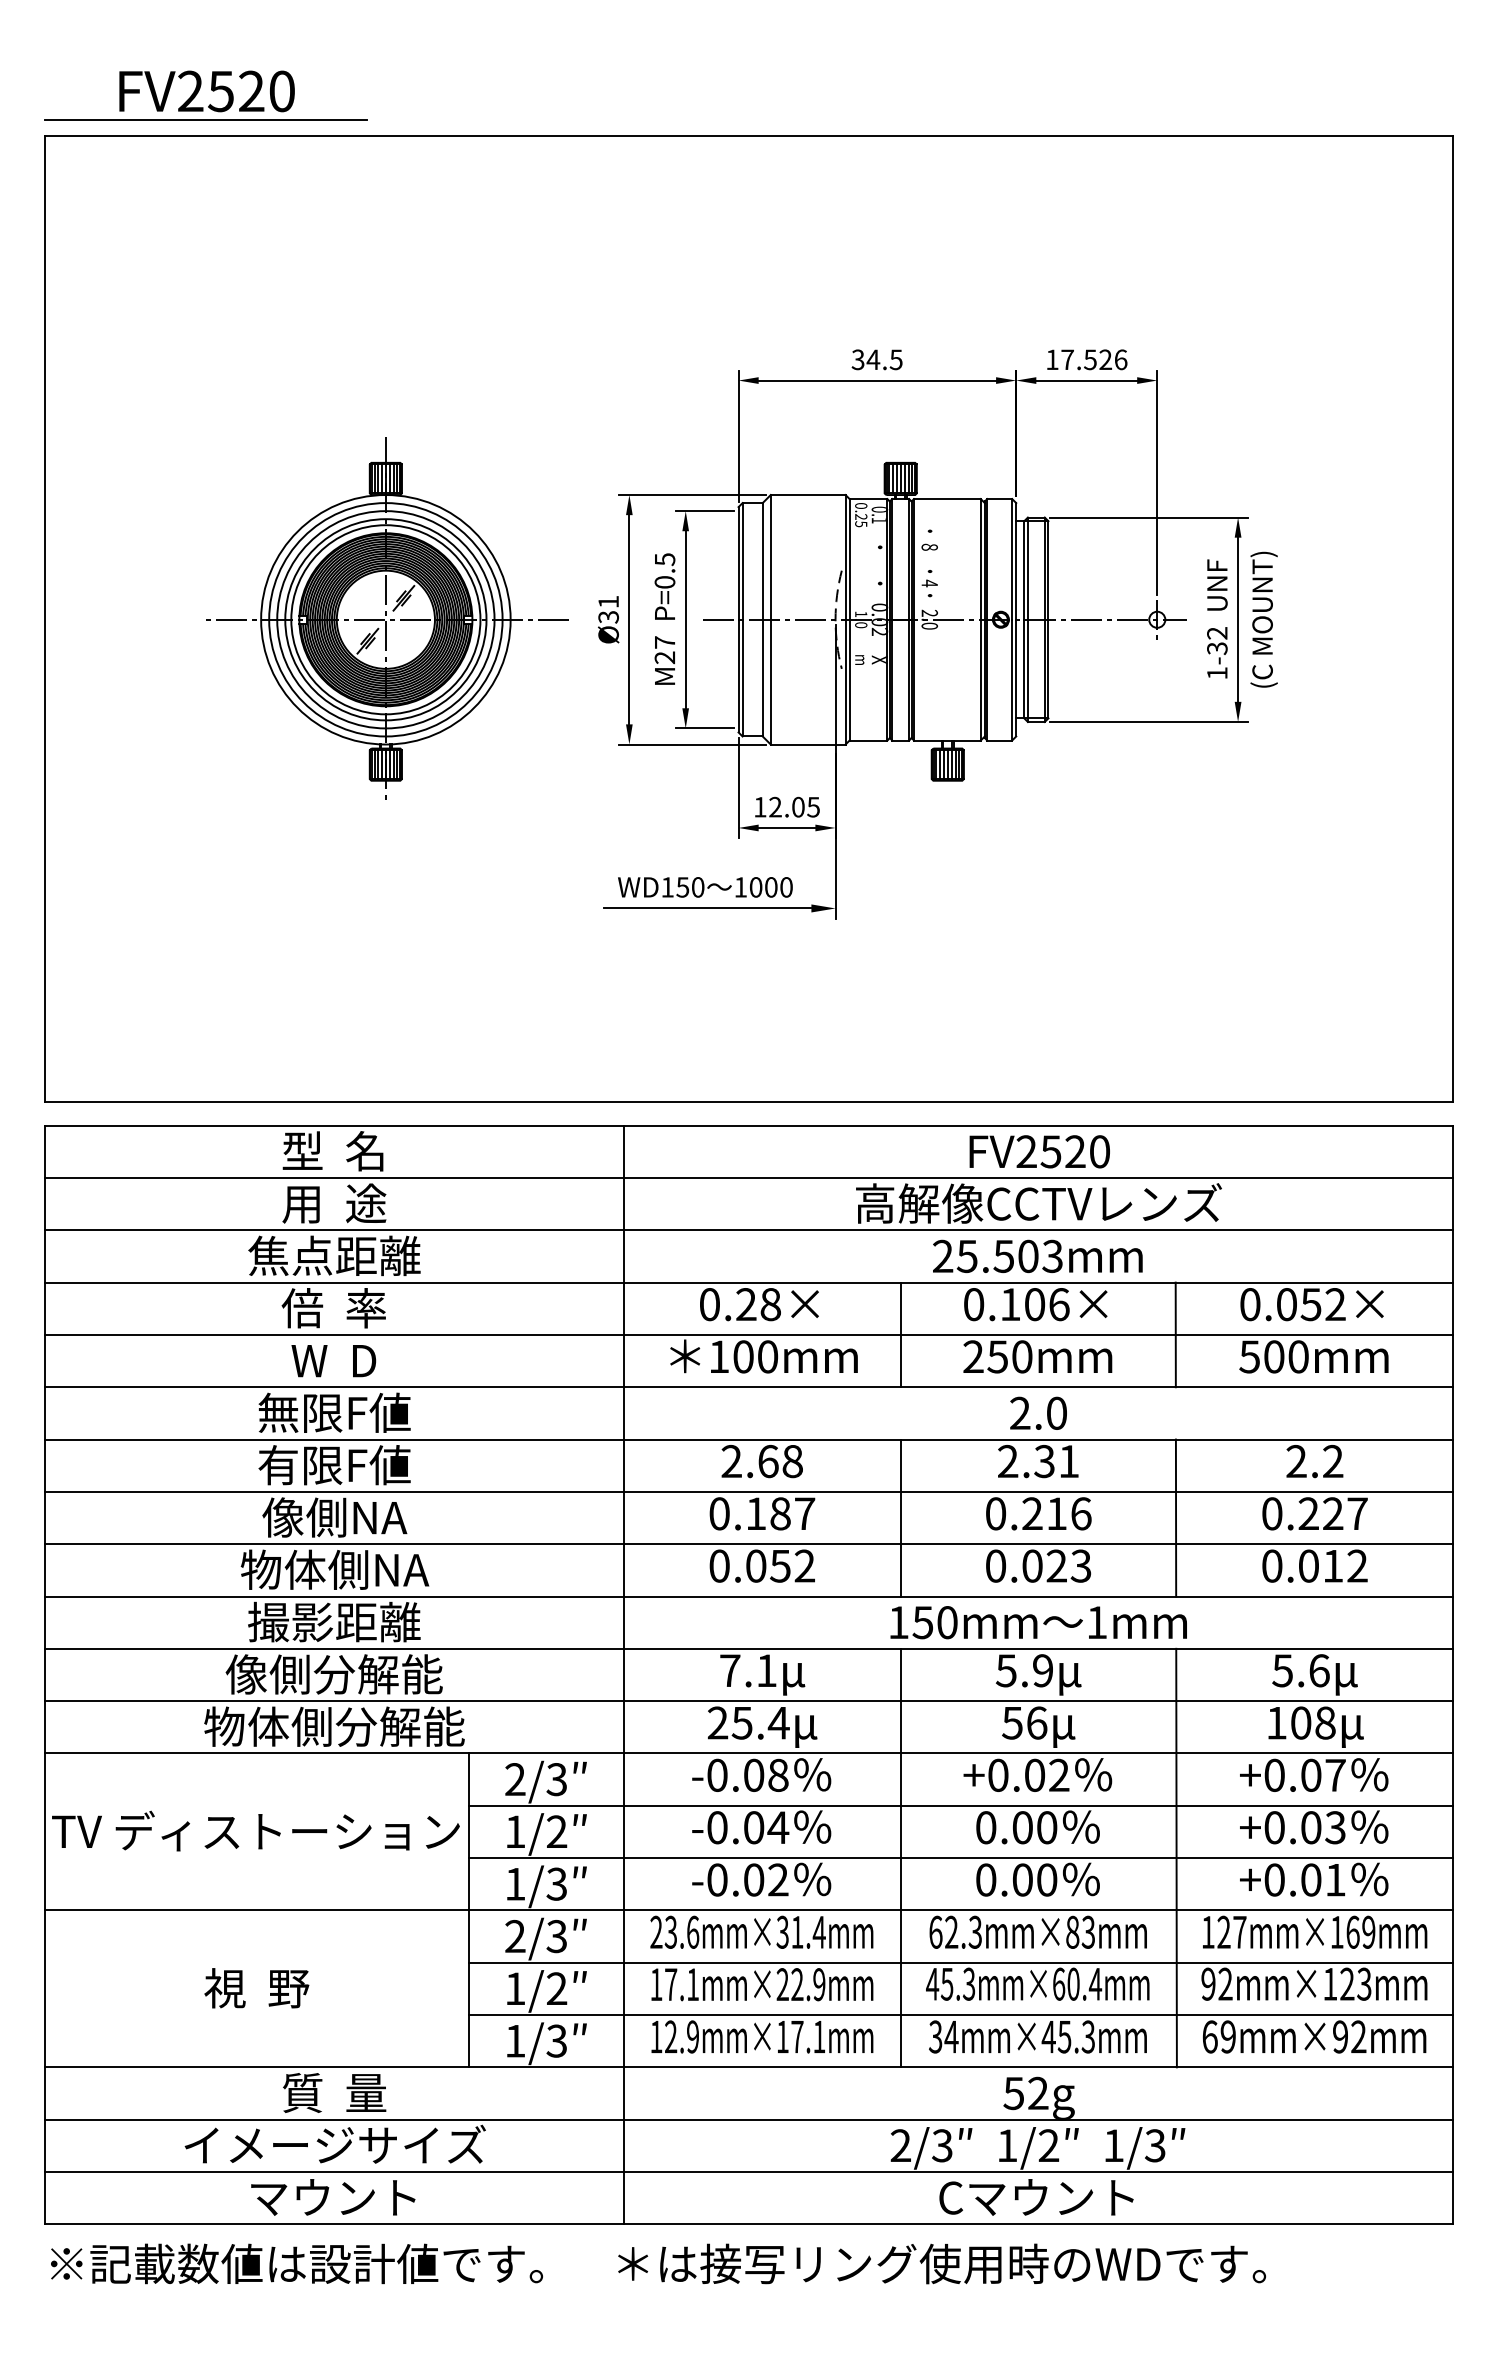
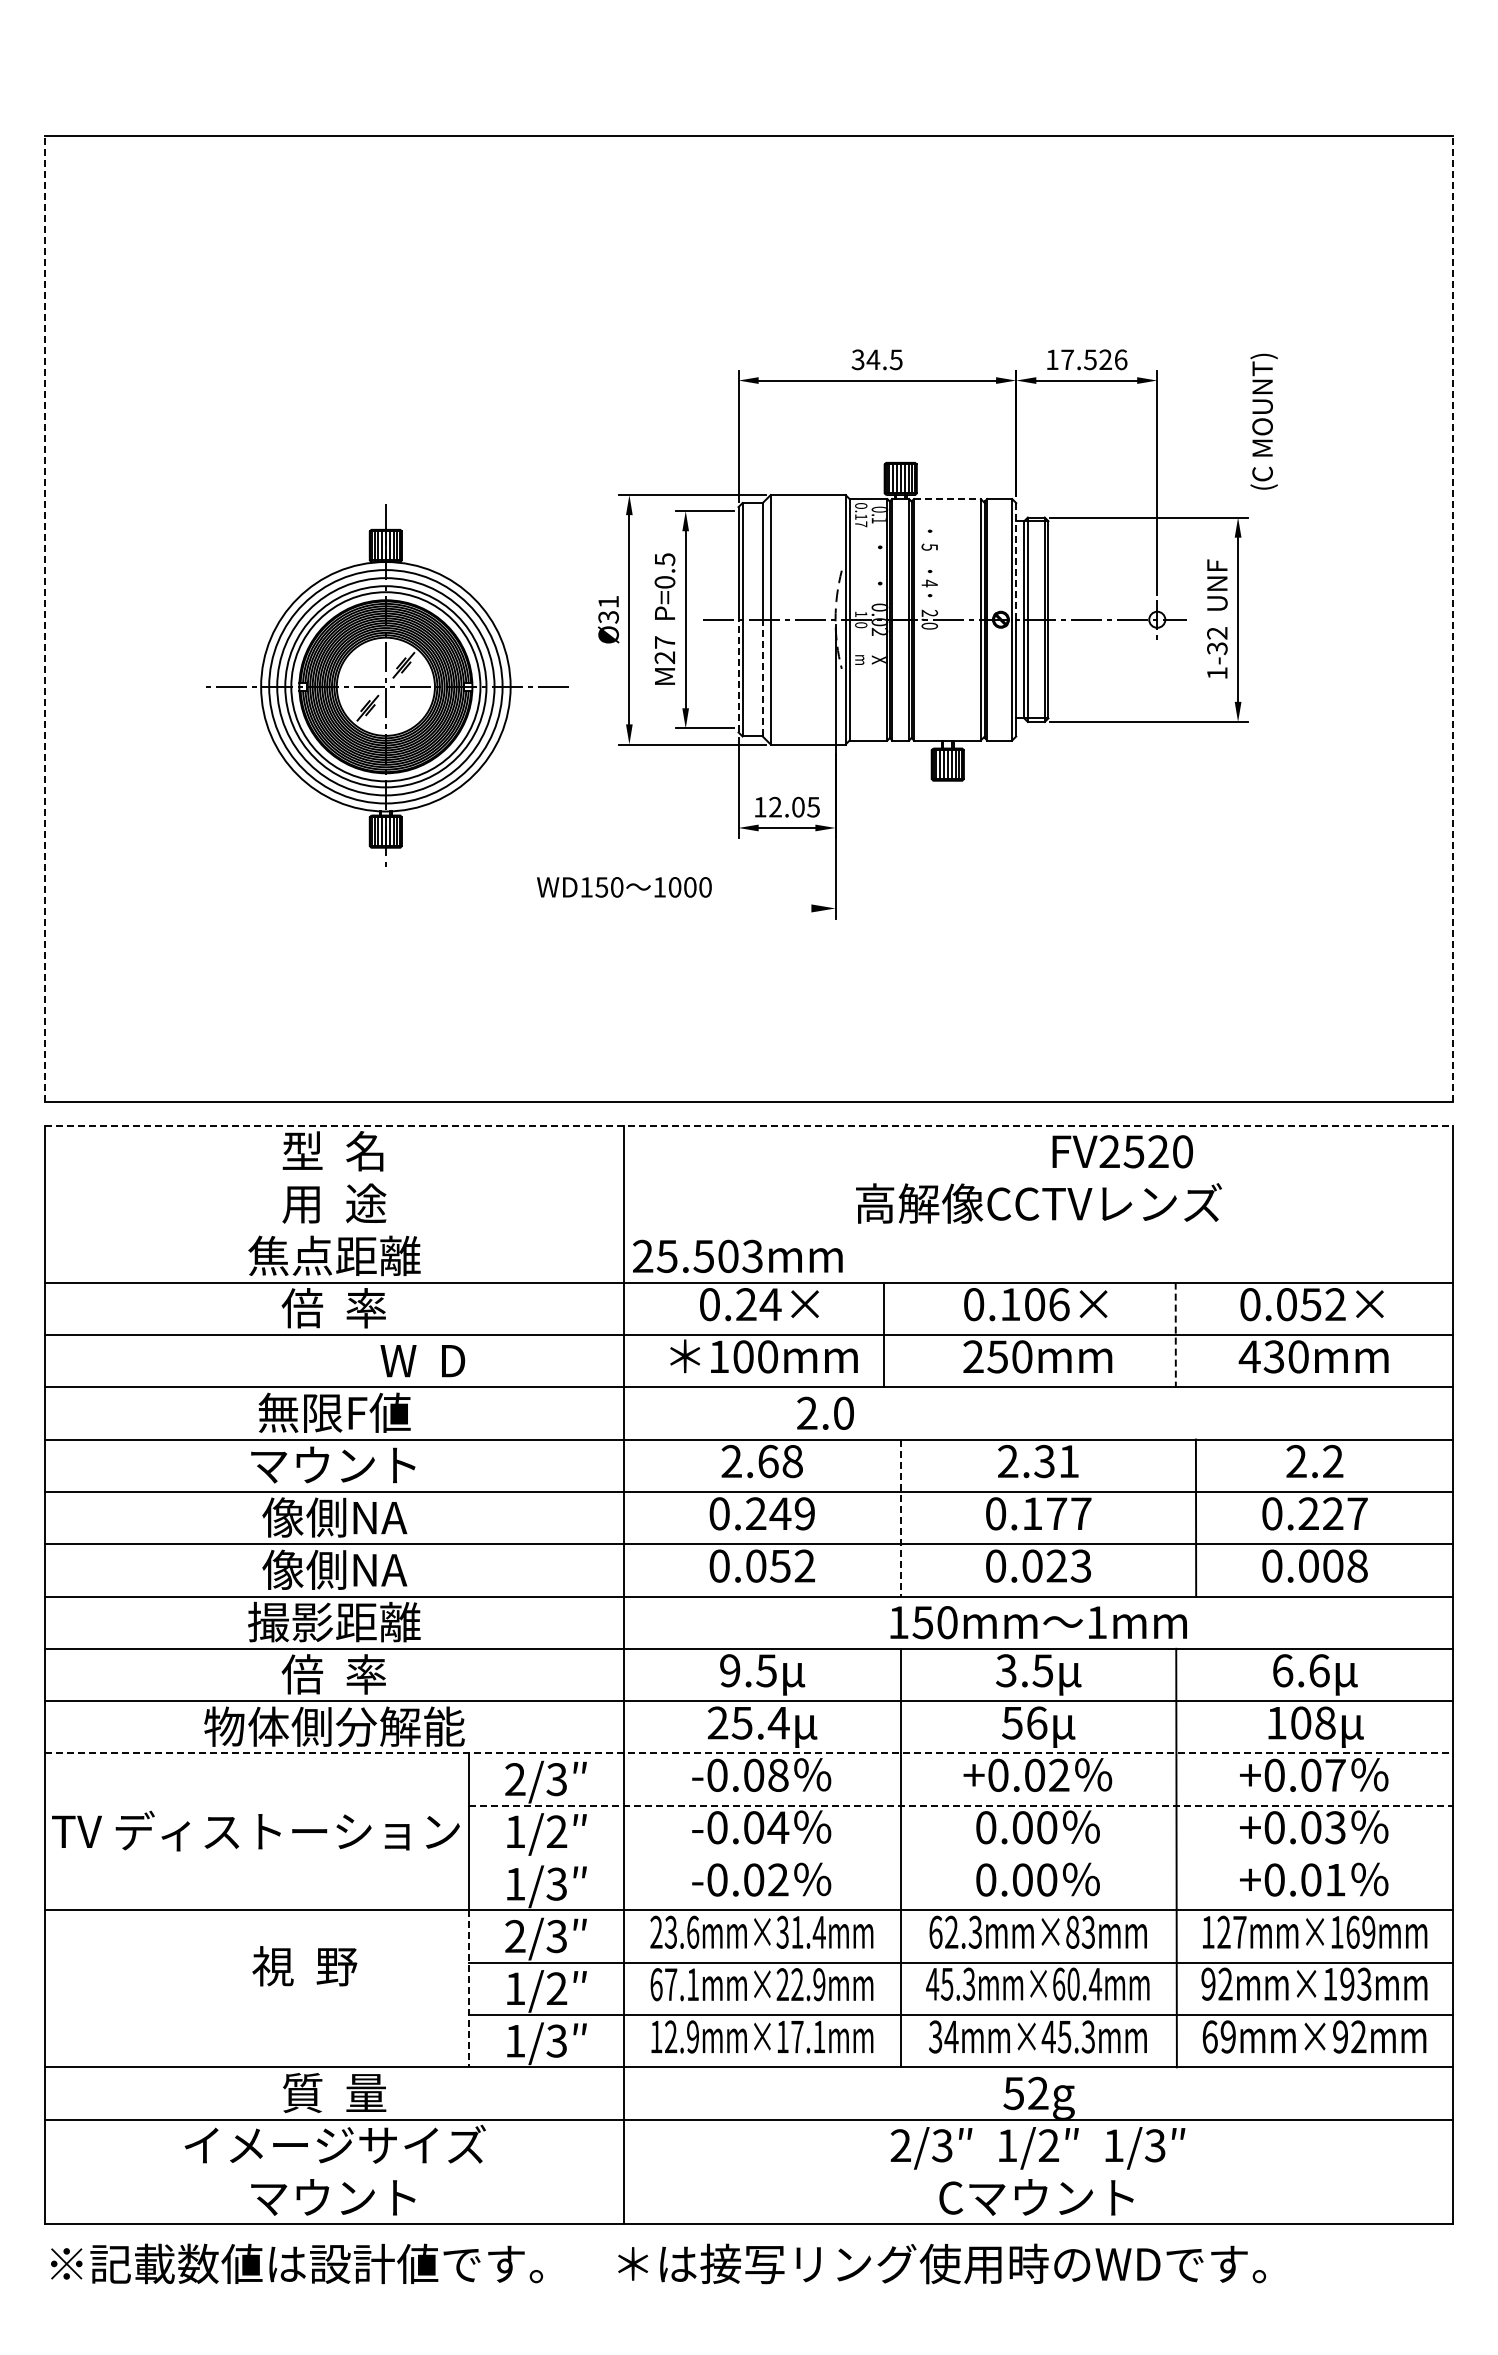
part: present -> none (198, 92)
line: solid -> dashed (947, 499)
text: 0.25 -> 0.17 (861, 520)
text: 8 -> 5 (929, 546)
line: solid -> dashed (1016, 561)
line: solid -> dashed (44, 618)
part position: (387, 618) -> (387, 685) (387, 685)
line: solid -> dashed (1453, 618)
text position: (1263, 619) -> (1263, 421) (1263, 421)
line: solid -> dashed (738, 675)
line: solid -> dashed (762, 677)
text position: (705, 887) -> (624, 887) (624, 887)
line: present -> none (707, 908)
line: solid -> dashed (749, 1125)
text position: (1039, 1151) -> (1122, 1151) (1122, 1151)
line: present -> none (748, 1178)
line: present -> none (748, 1230)
text position: (1037, 1256) -> (737, 1256) (737, 1256)
text: 0.28× -> 0.24× (770, 1304)
line position: (900, 1334) -> (883, 1334) (883, 1334)
line: solid -> dashed (1175, 1335)
text: 500mm -> 430mm (1261, 1356)
text position: (333, 1361) -> (422, 1361) (422, 1361)
text position: (1038, 1412) -> (825, 1412) (825, 1412)
text: 有限F値 -> マウント (333, 1465)
text: 0.187 -> 0.249 (780, 1513)
text: 0.216 -> 0.177 (1056, 1513)
line position: (1175, 1517) -> (1195, 1517) (1195, 1517)
line: solid -> dashed (900, 1518)
text: 0.012 -> 0.008 (1345, 1565)
text: 物体側NA -> 像側NA (334, 1569)
text: 7.1 -> 9.5 (748, 1670)
text: 5.9 -> 3.5 (1024, 1670)
text: 5.6 -> 6.6 (1282, 1670)
text: 像側分解能 -> 倍  率 (333, 1674)
line: solid -> dashed (749, 1753)
line: solid -> dashed (961, 1805)
line: present -> none (961, 1858)
text: 17.1mm×22.9mm -> 67.1mm×22.9mm (656, 1984)
text: 92mm×123mm -> 92mm×193mm (1347, 1984)
text position: (256, 1988) -> (304, 1966) (304, 1966)
line: solid -> dashed (469, 1989)
line: present -> none (748, 2171)
